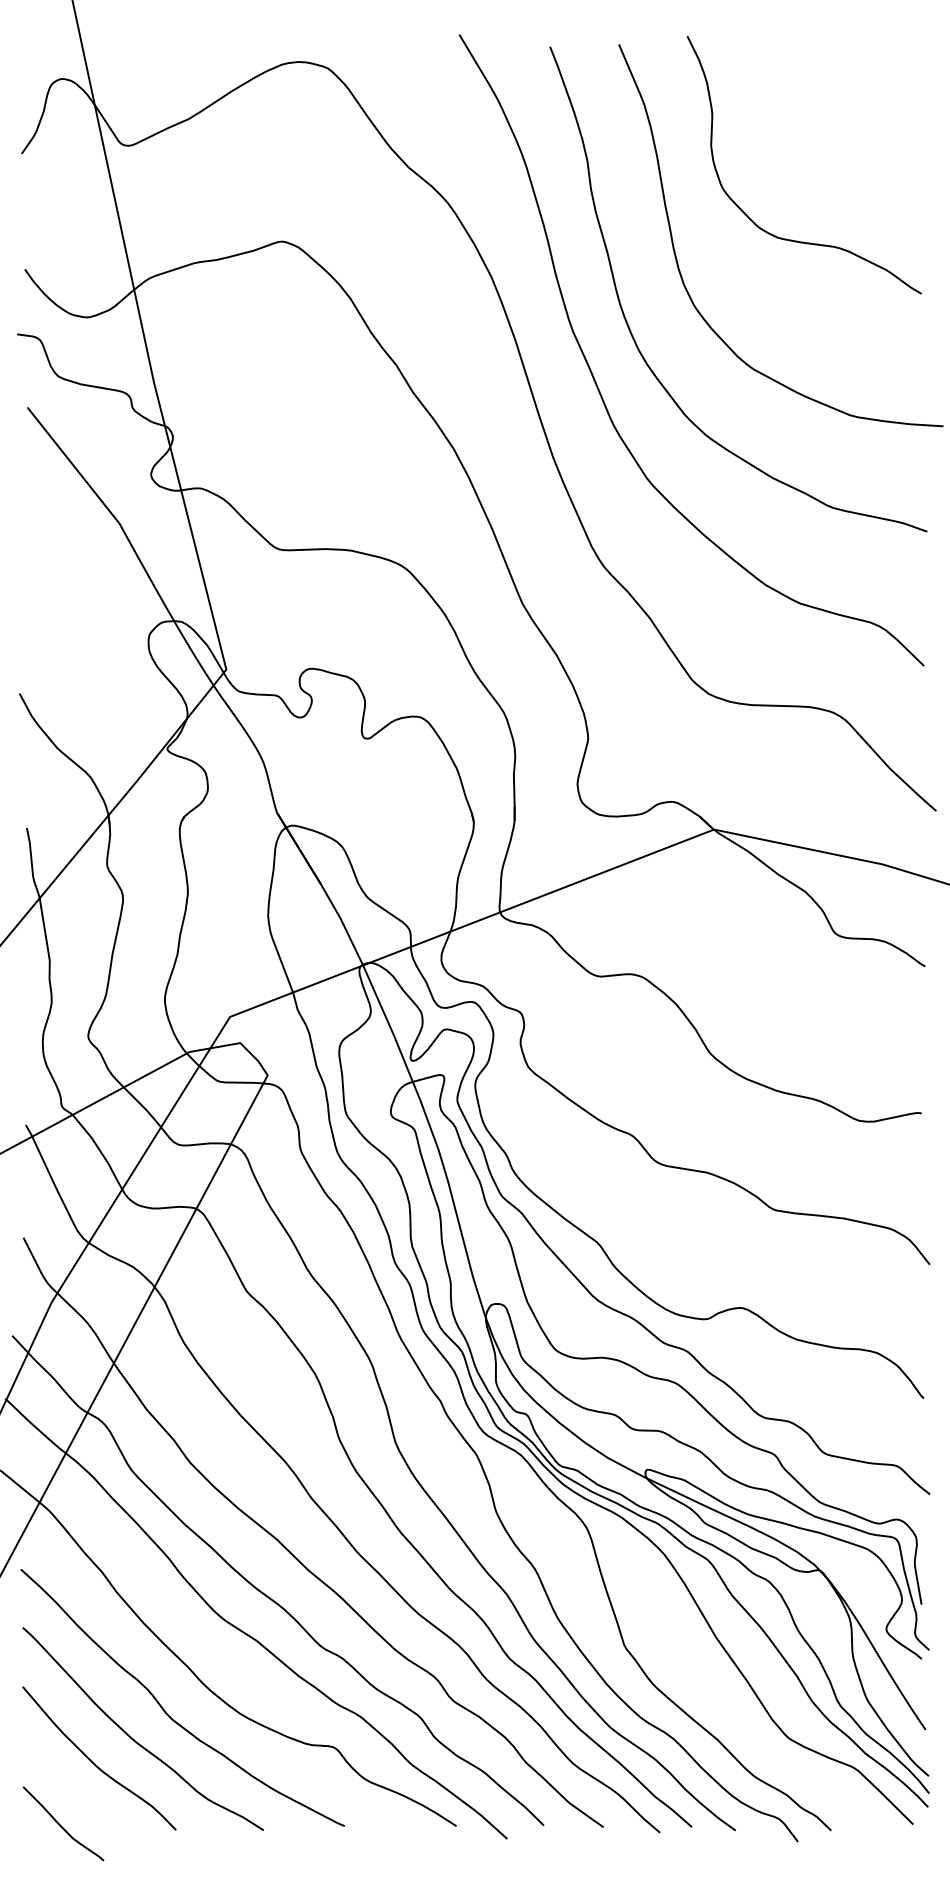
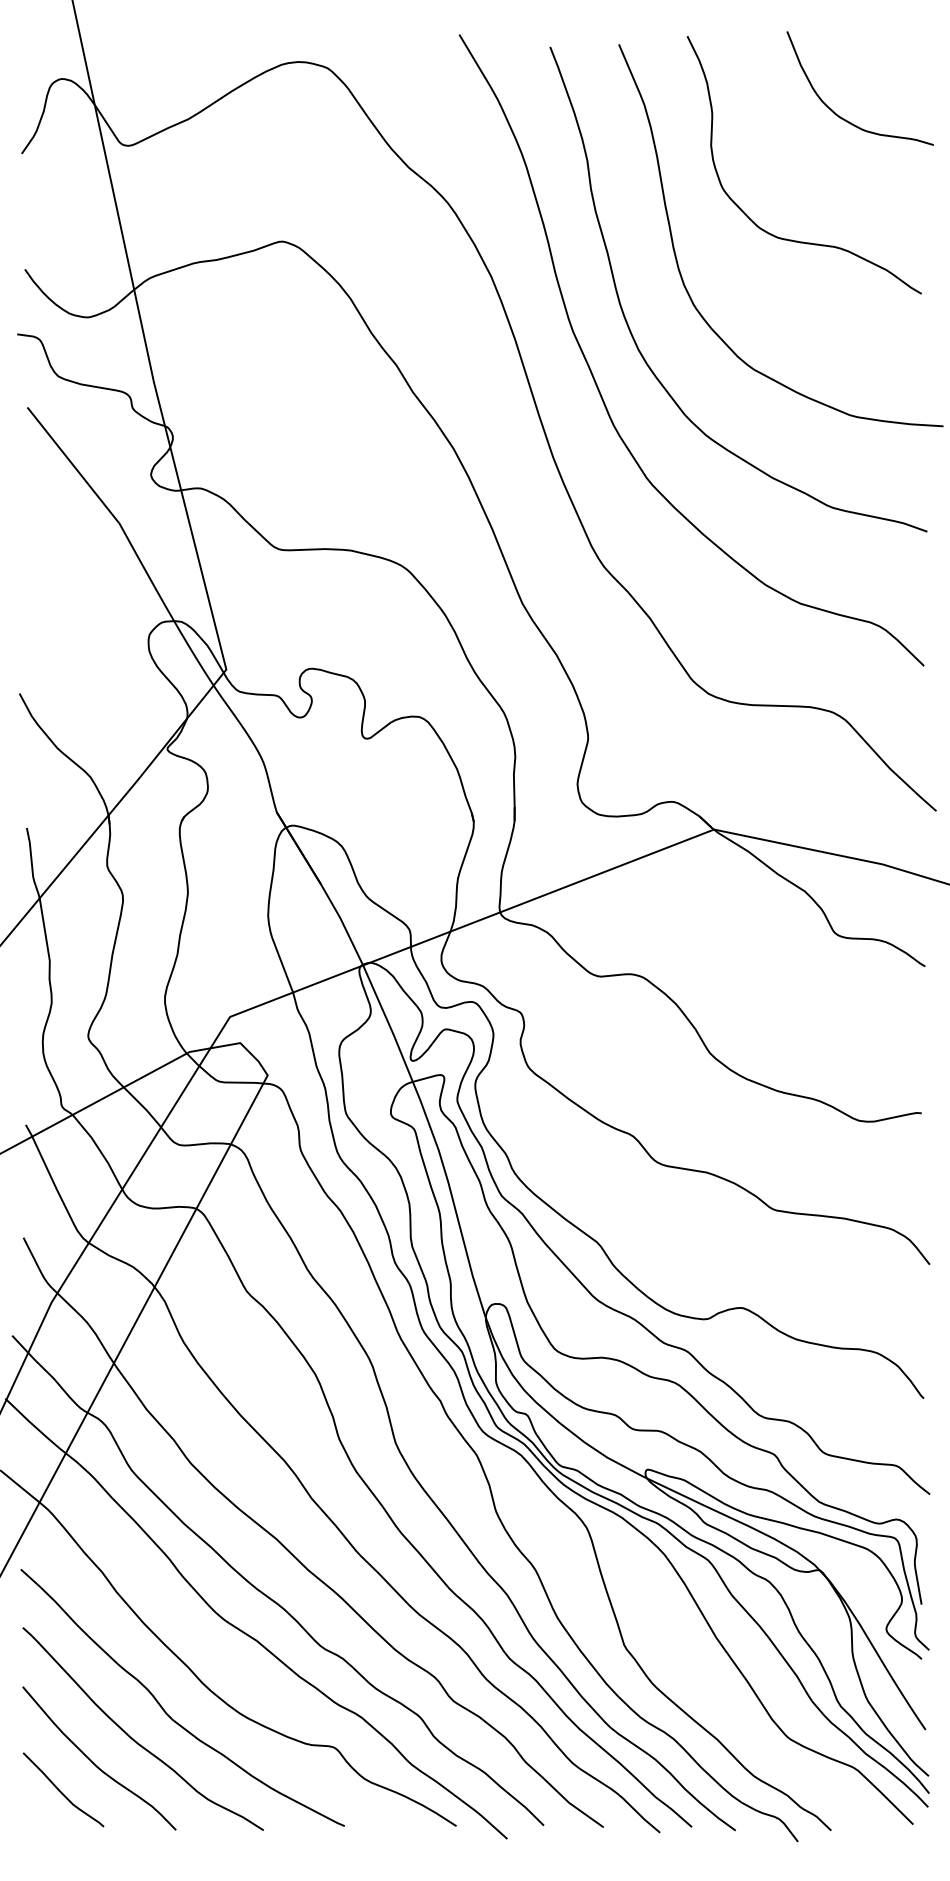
curve: none -> present (844, 118)
curve position: (61, 1825) -> (61, 1791) (61, 1791)
